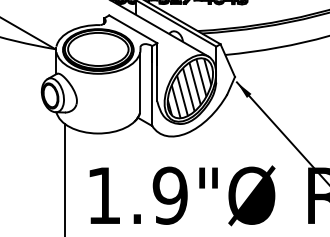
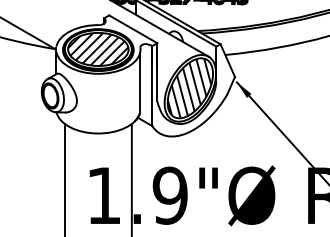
hatch: none -> present (97, 49)
line: none -> present (131, 178)
